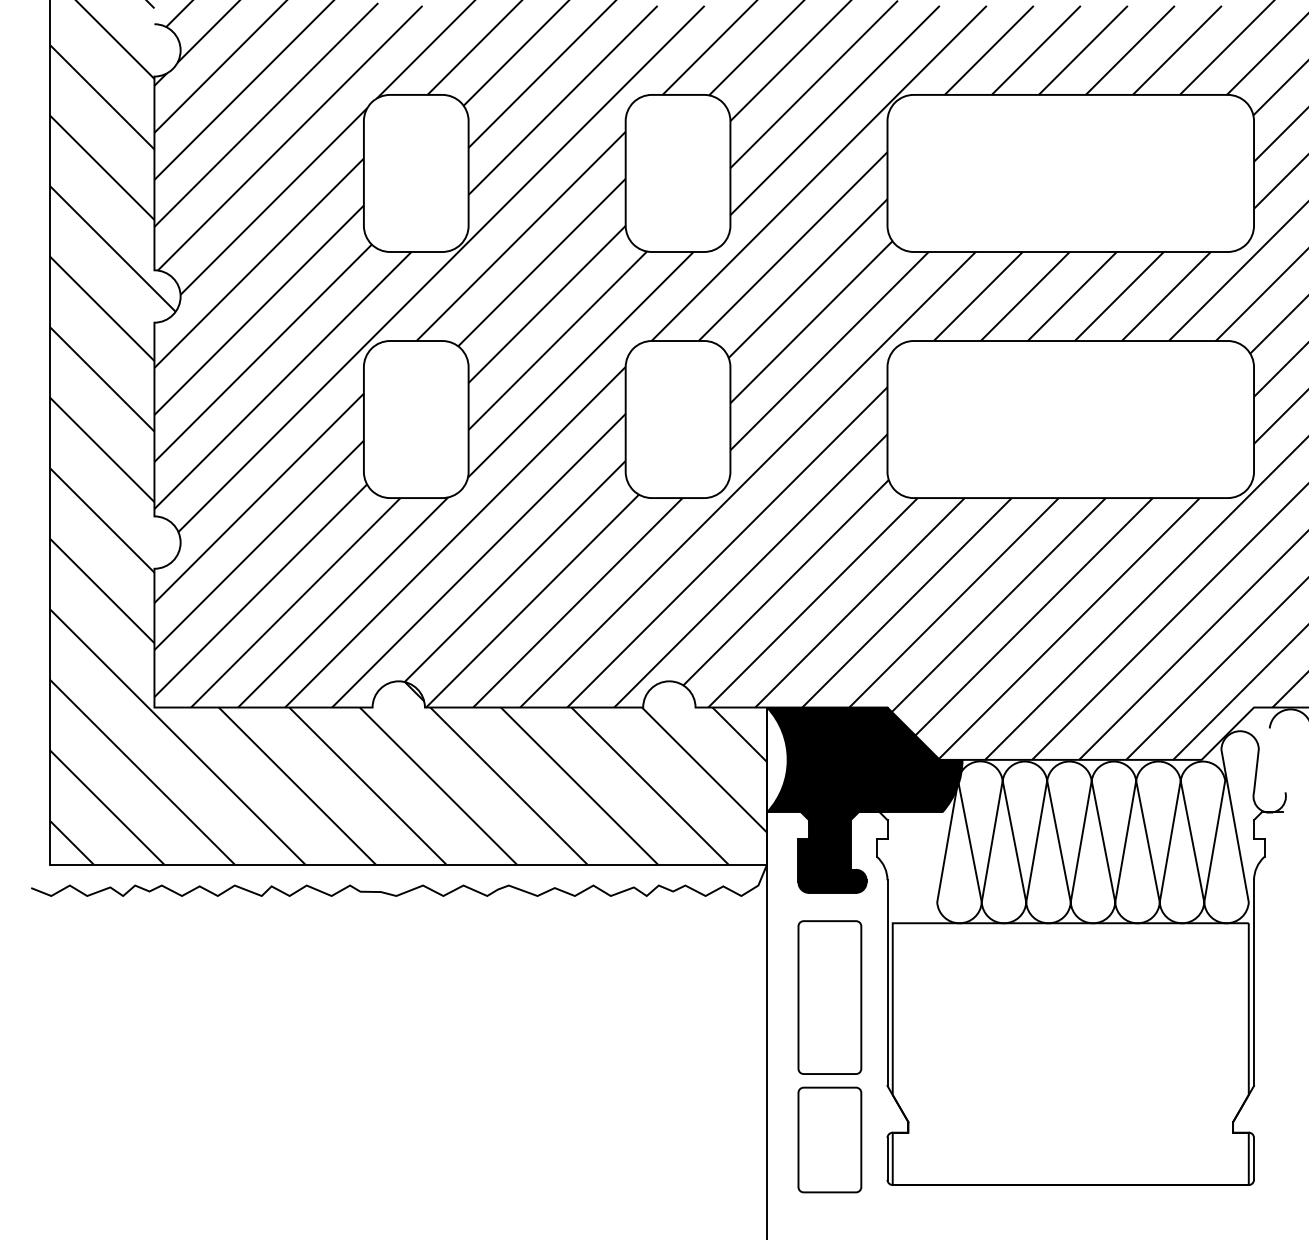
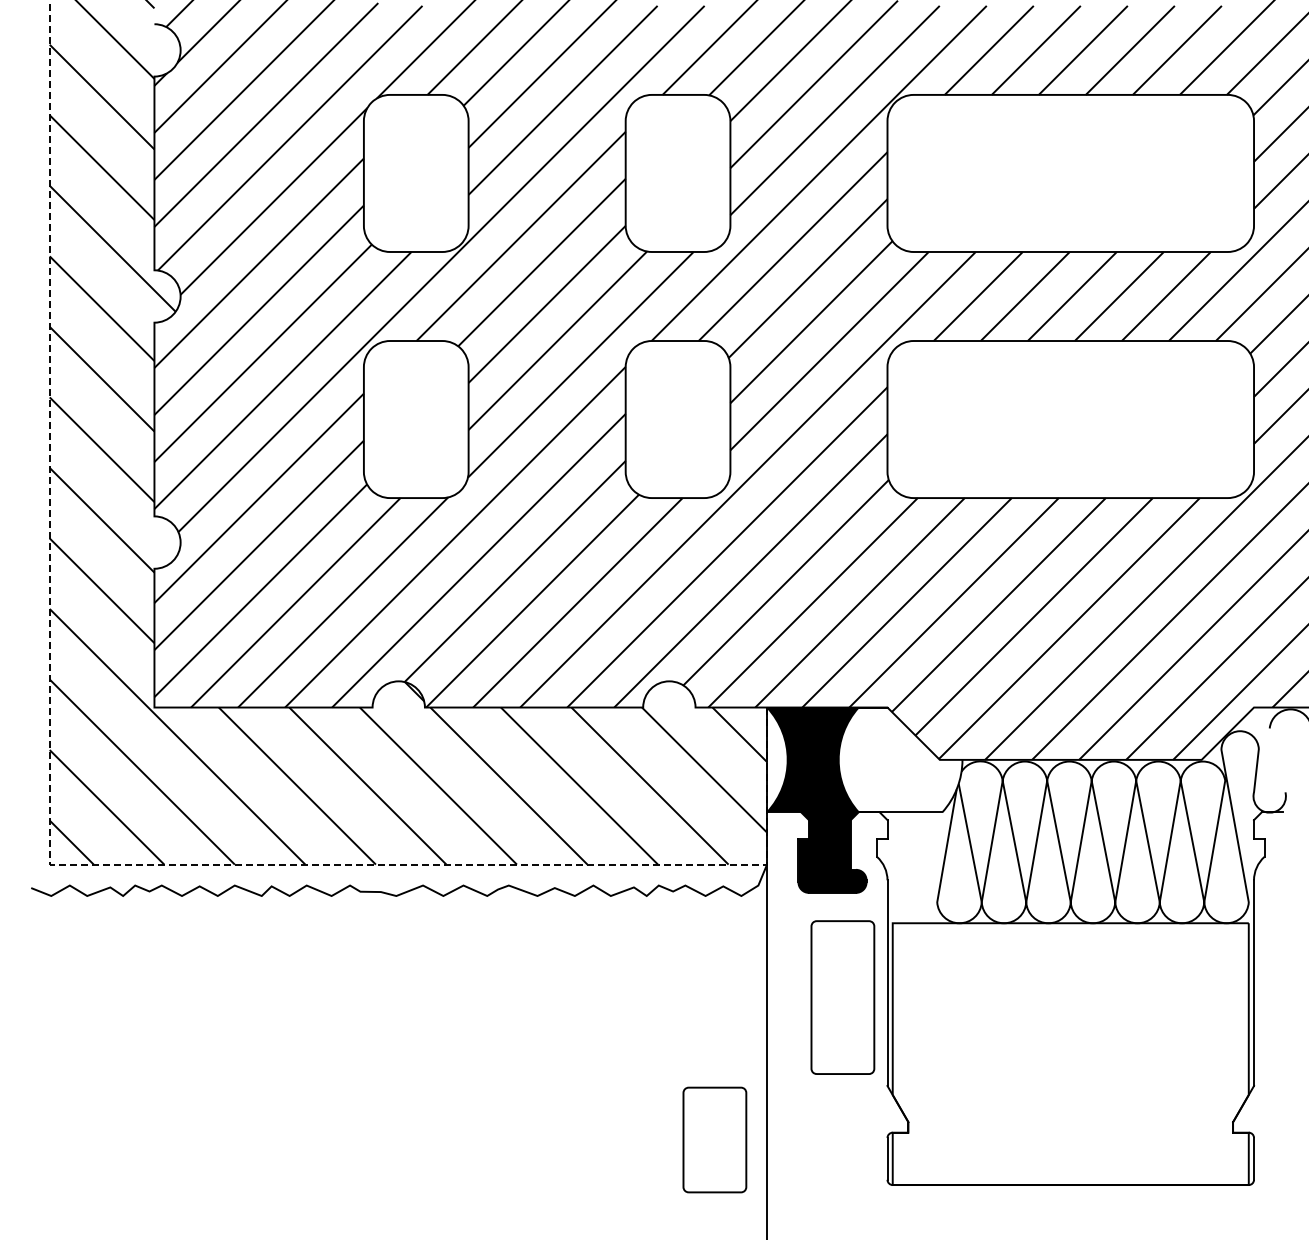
fill: present -> none (900, 759)
line: solid -> dashed (55, 864)
part position: (829, 997) -> (842, 997) (842, 997)
part position: (829, 1139) -> (714, 1139) (714, 1139)
